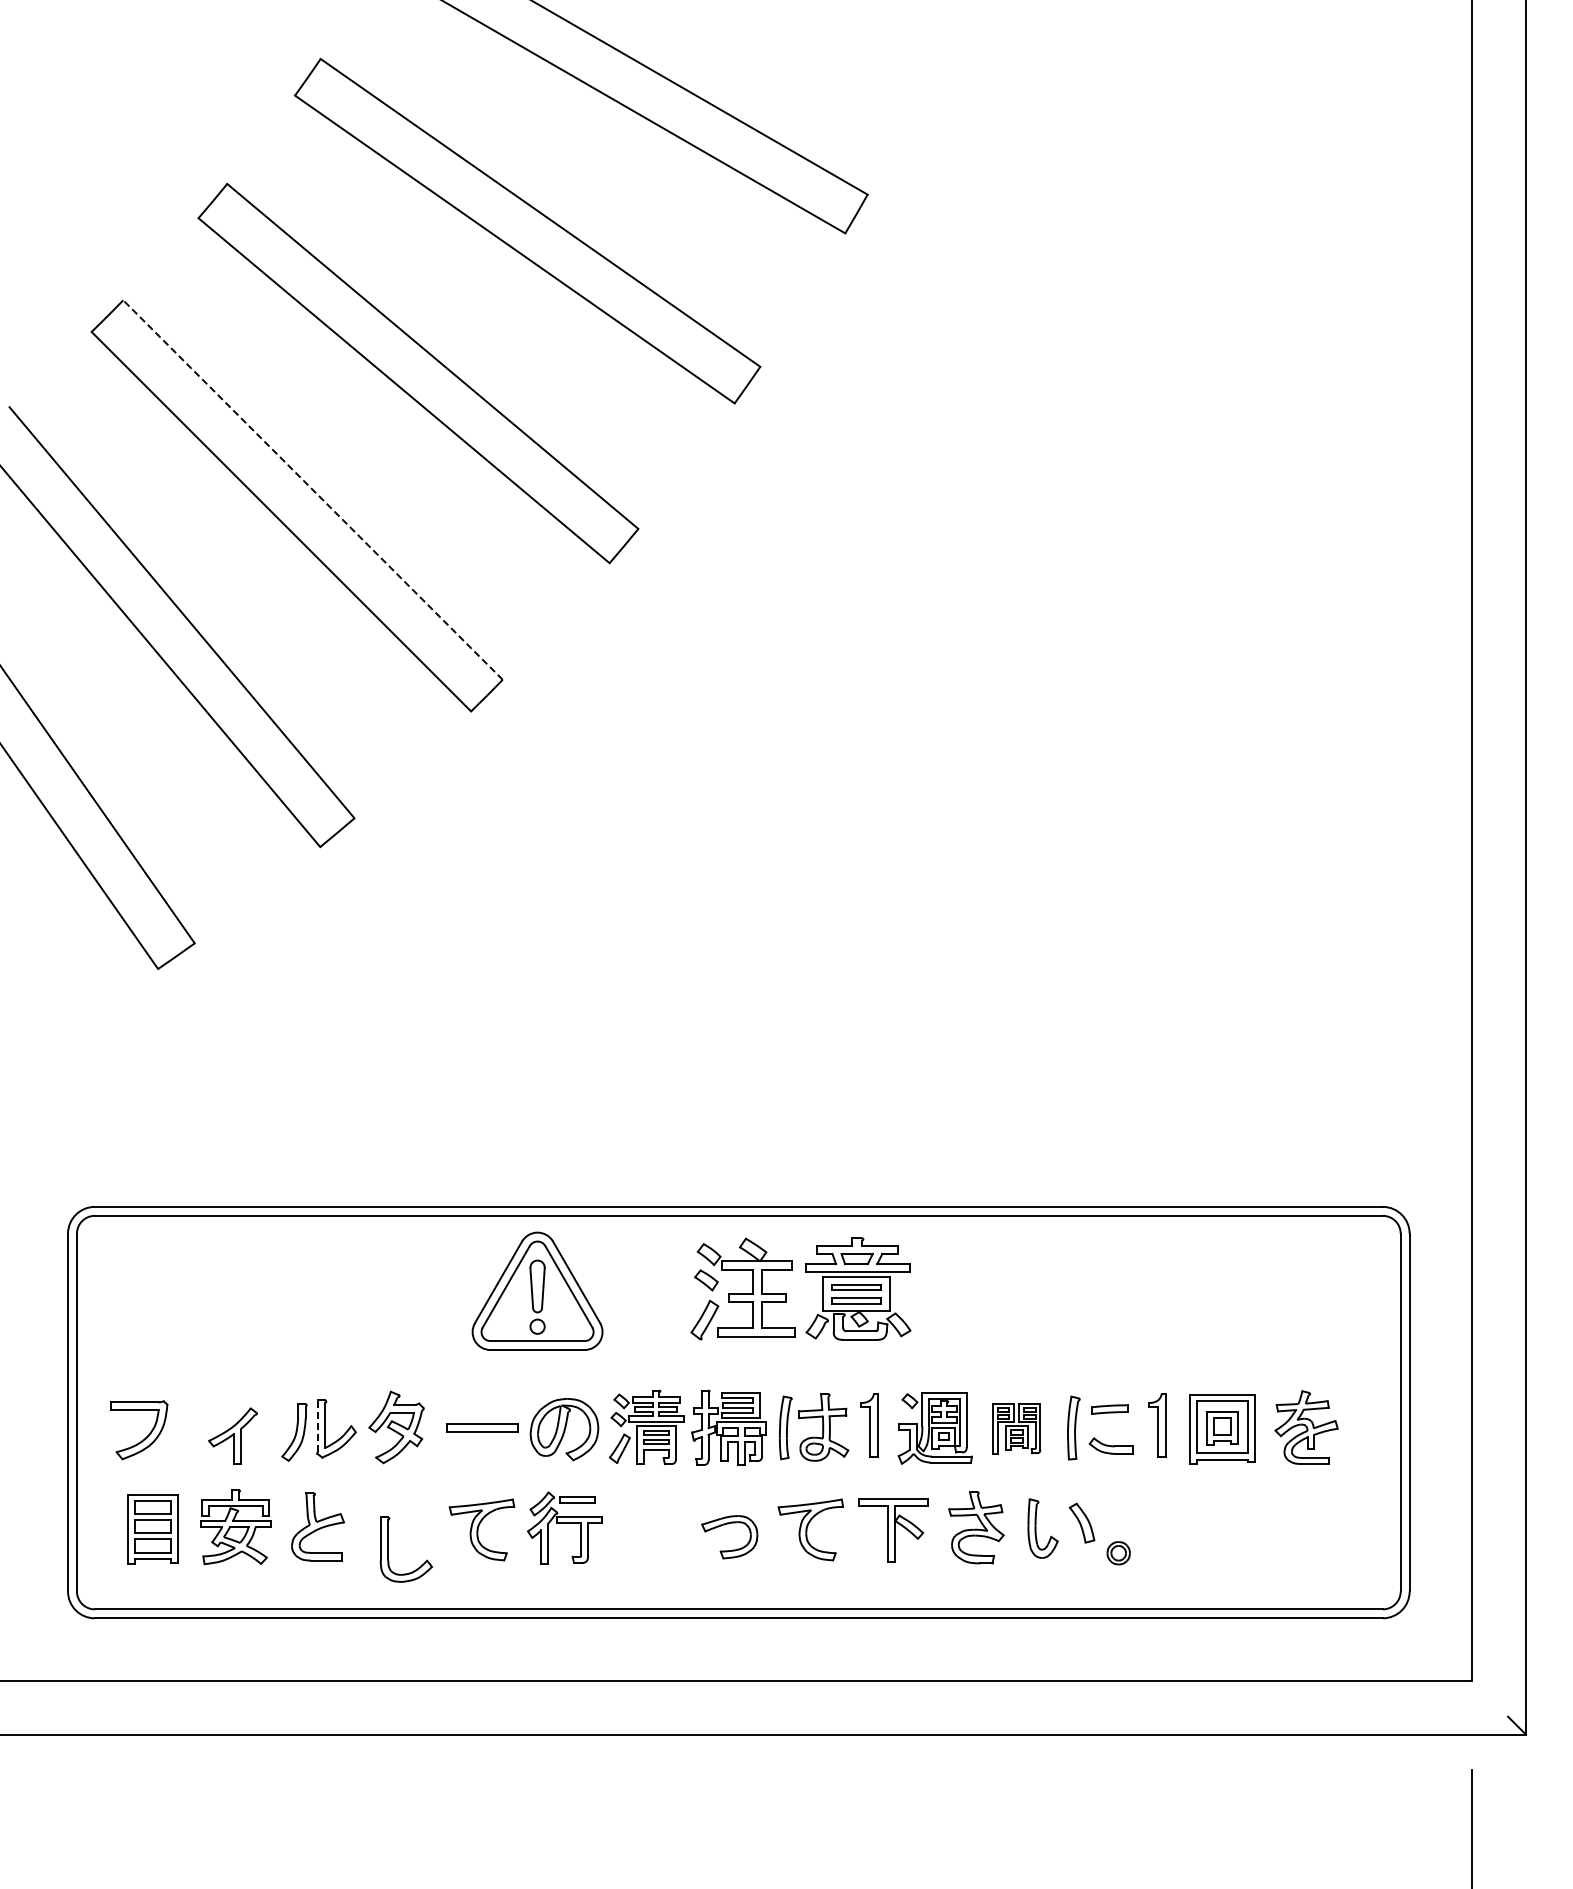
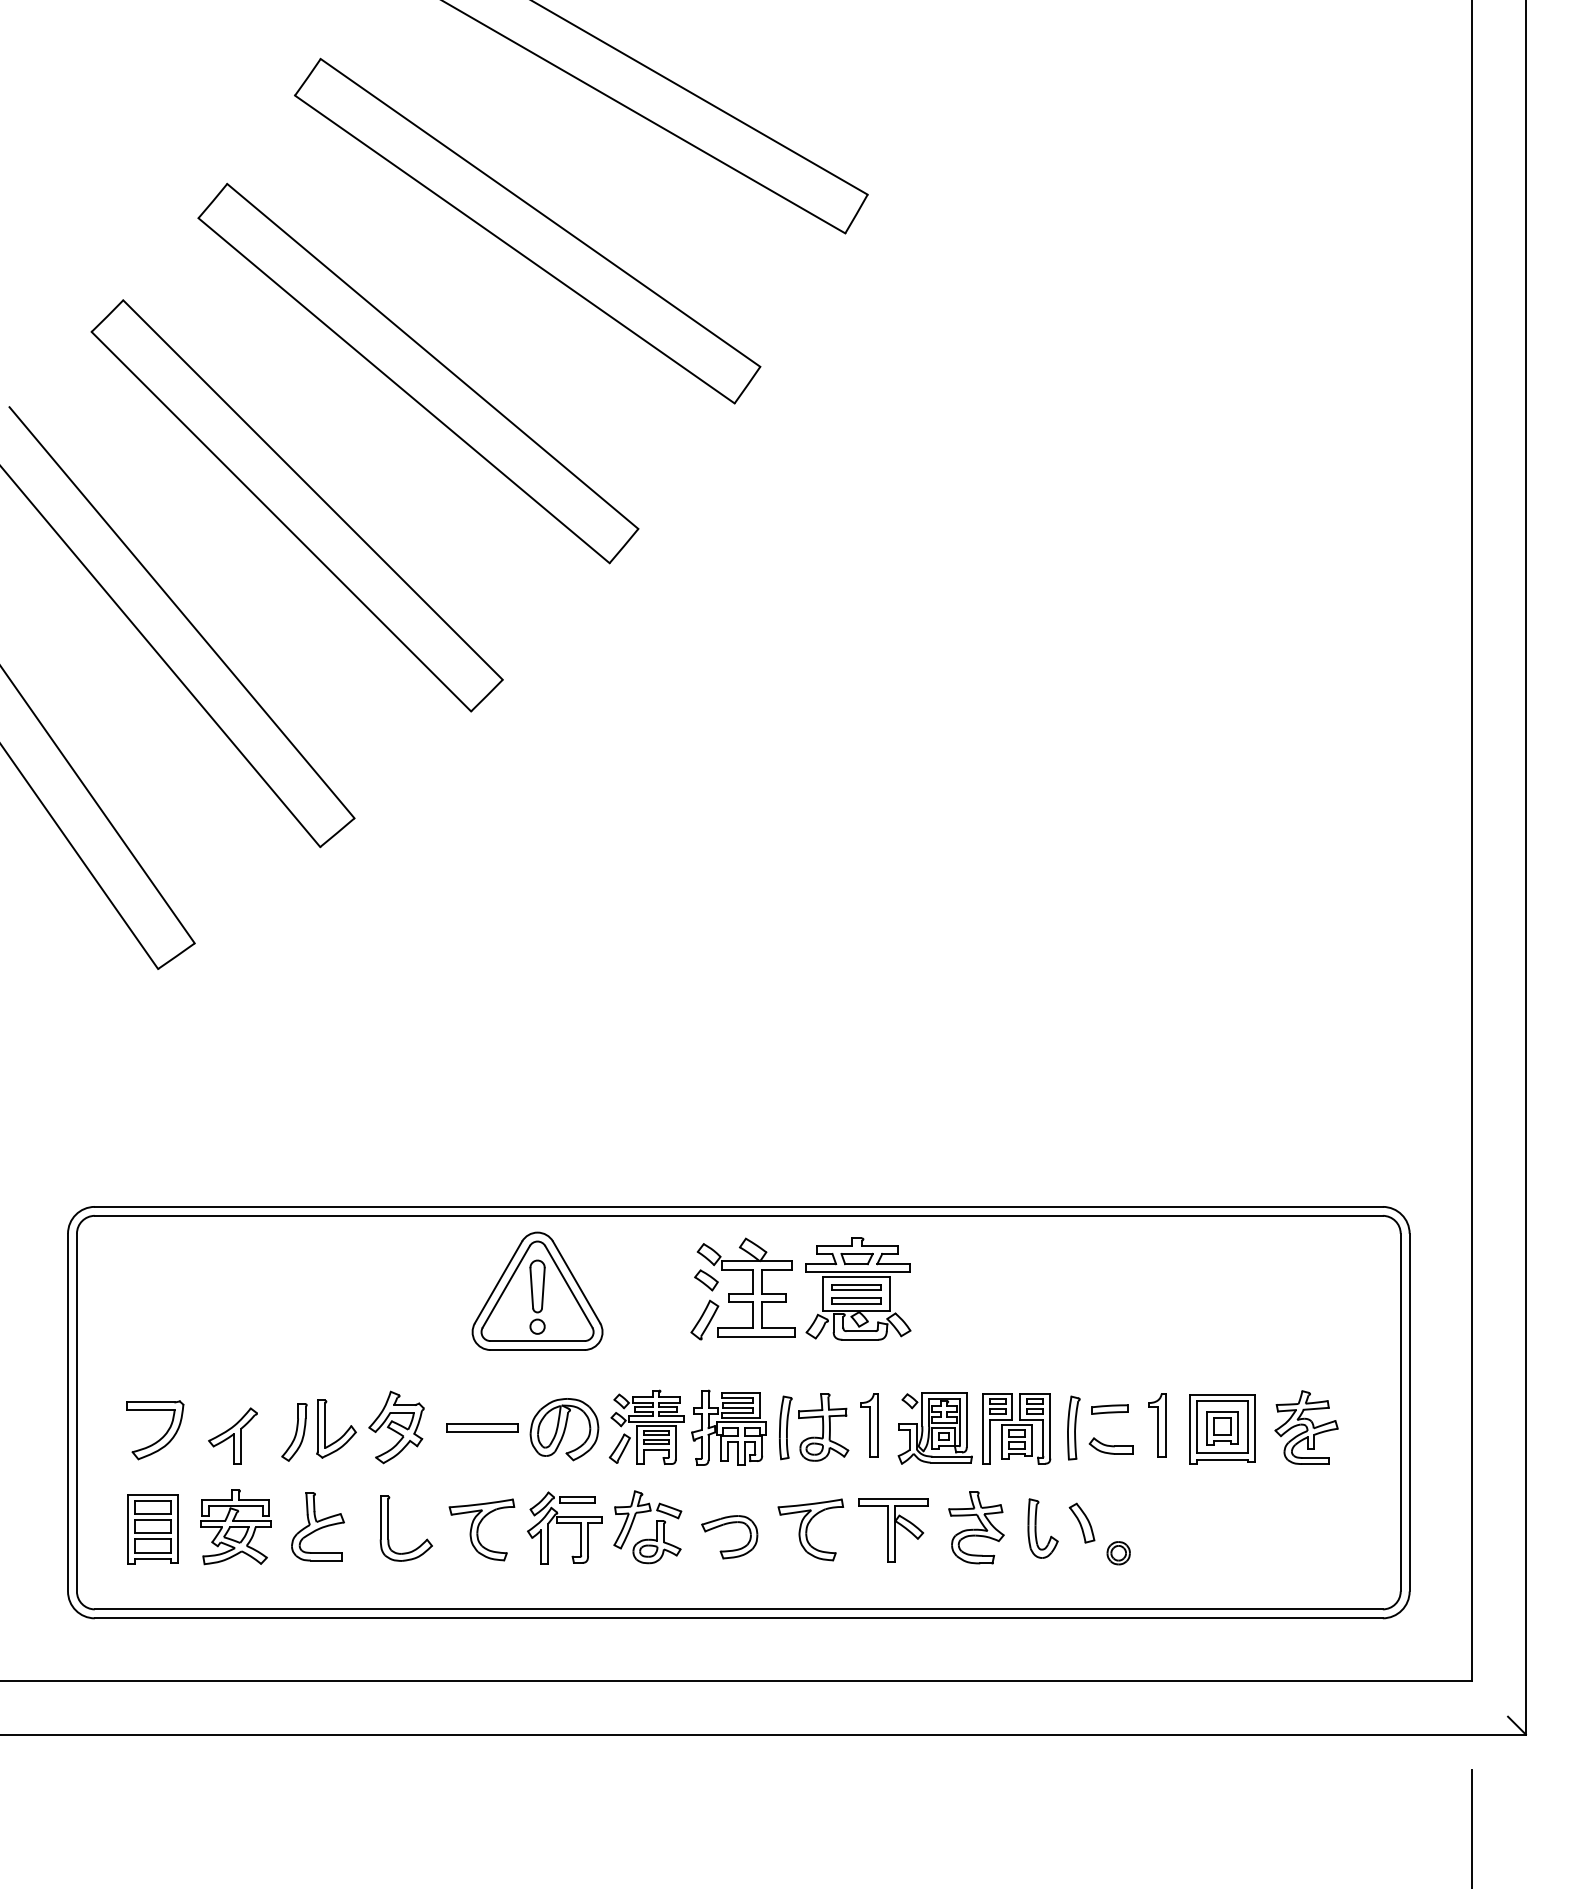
line: dashed -> solid (312, 489)
line: dashed -> solid (317, 1426)
part size: 50x52 px -> 70x72 px (1016, 1428)
part position: (146, 1436) -> (162, 1436) (162, 1436)
part: none -> present (656, 1527)
part position: (388, 1549) -> (388, 1528) (388, 1528)
